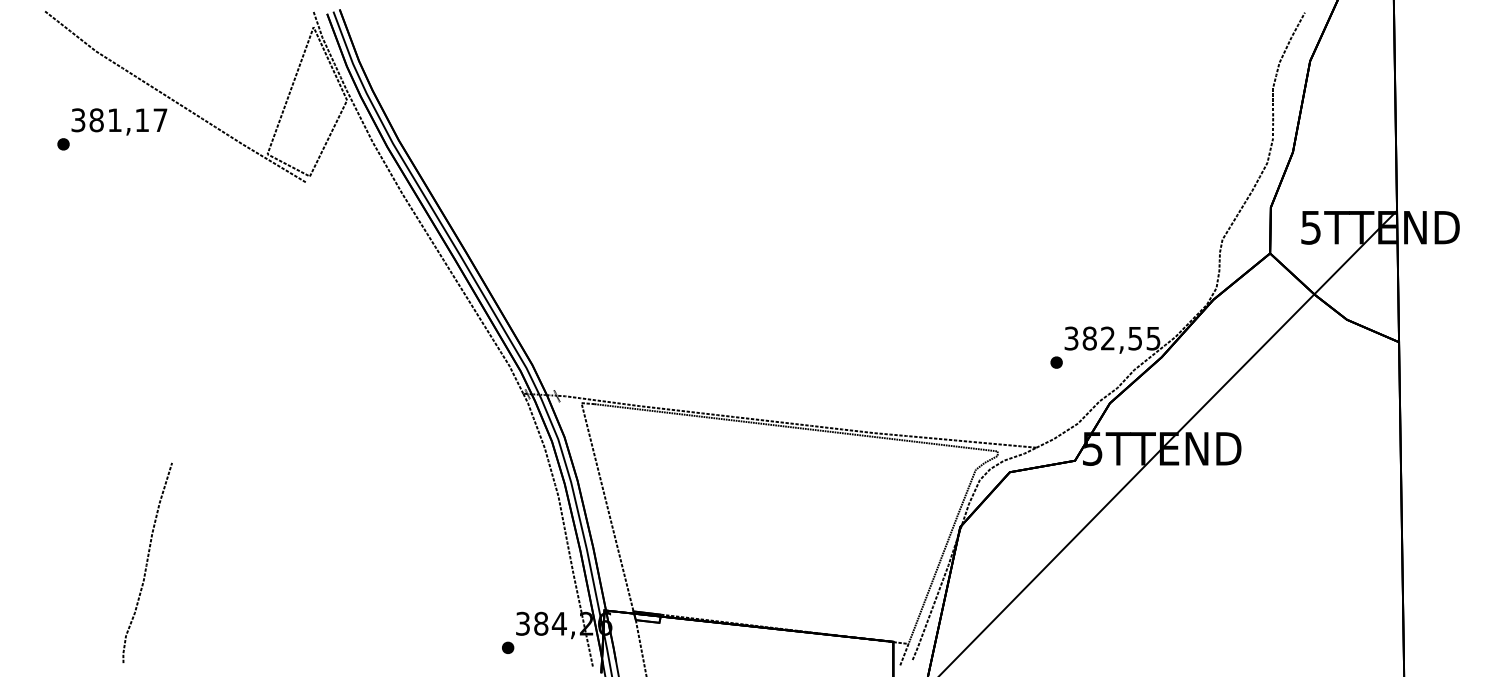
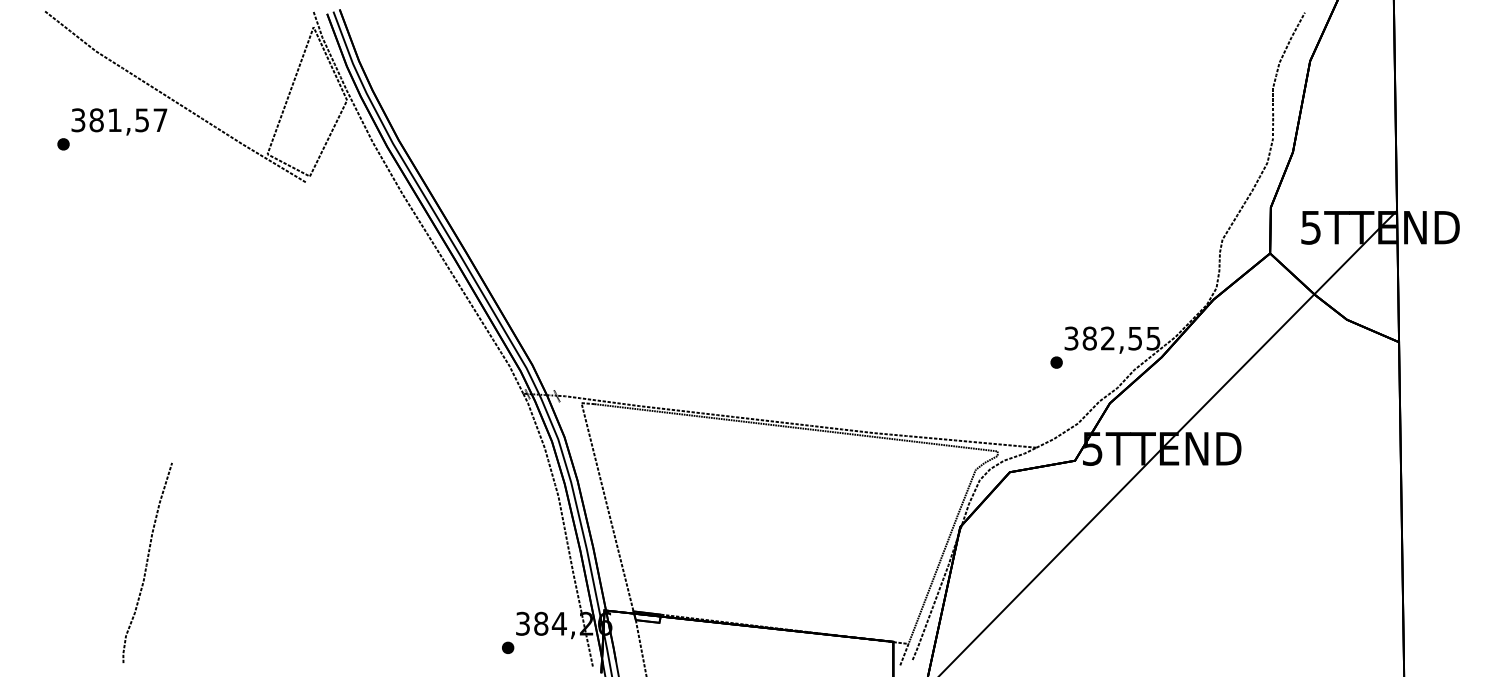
text: 381,17 -> 381,57 (141, 120)
